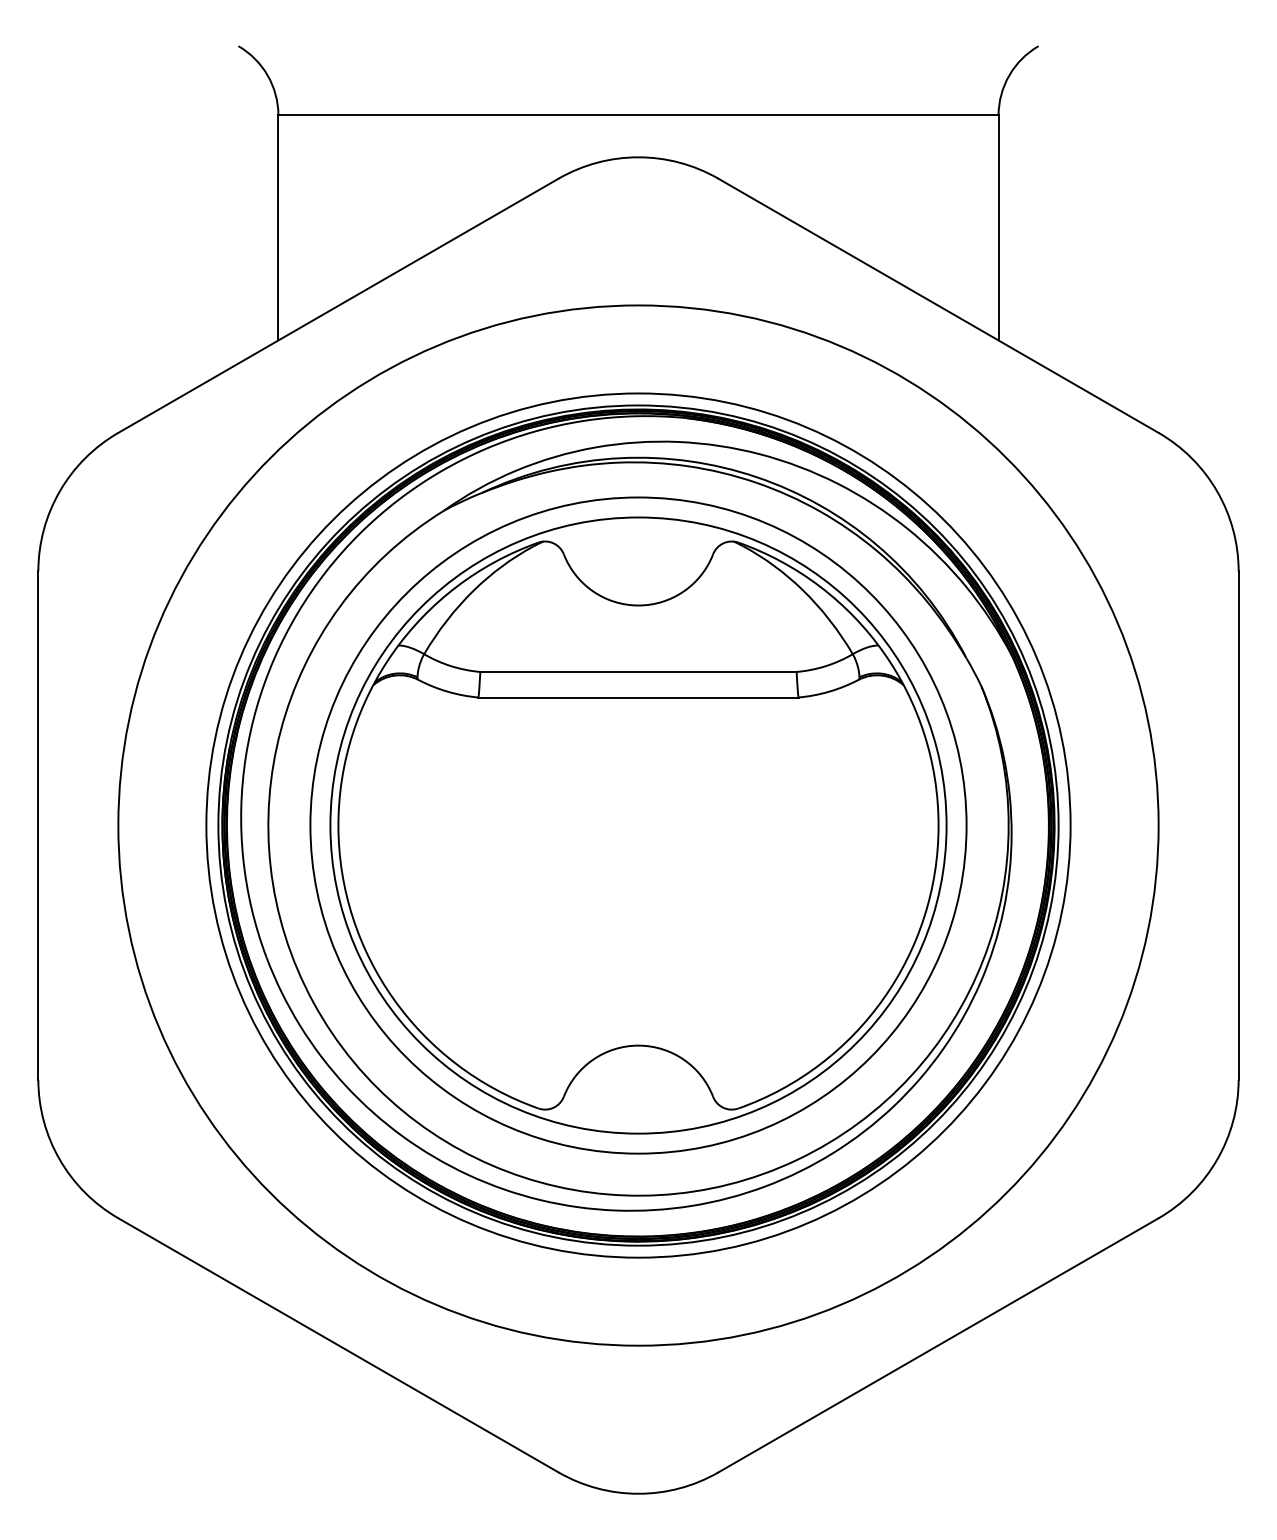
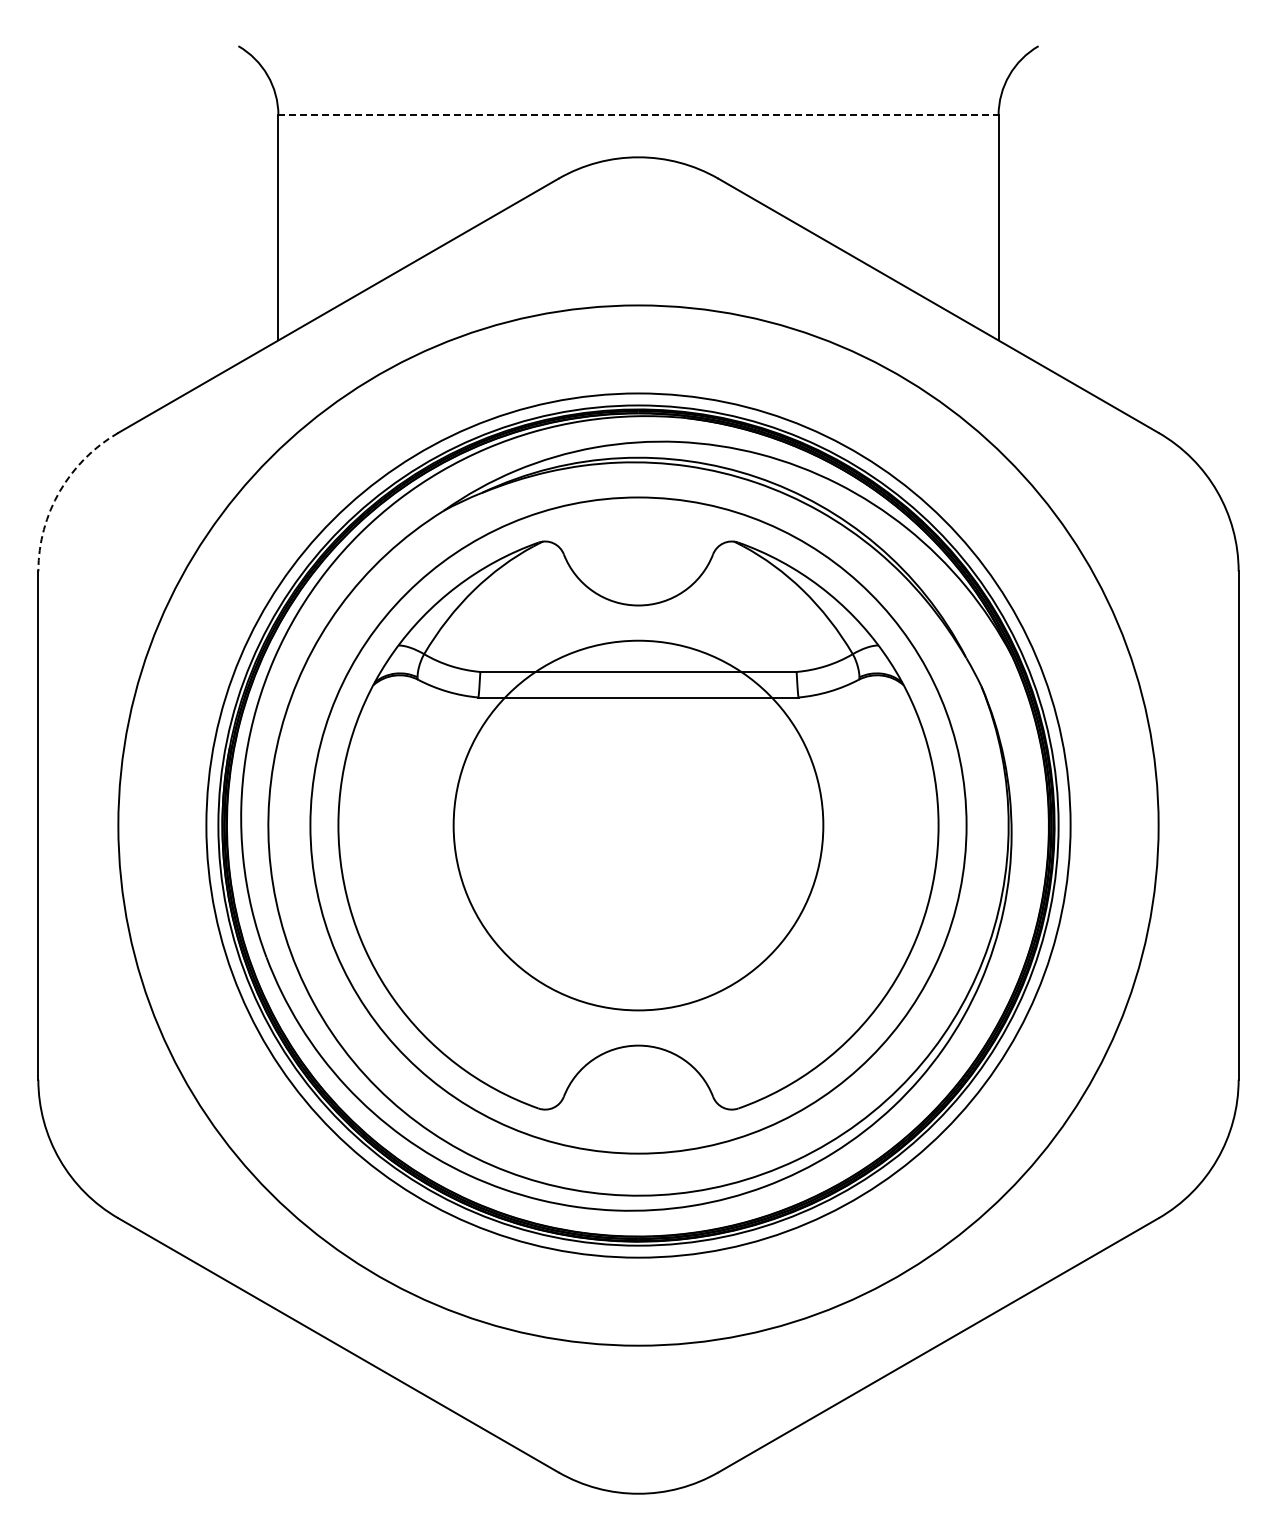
line: solid -> dashed (639, 115)
arc: solid -> dashed (59, 491)
circle diameter: 616 px -> 370 px (638, 825)
